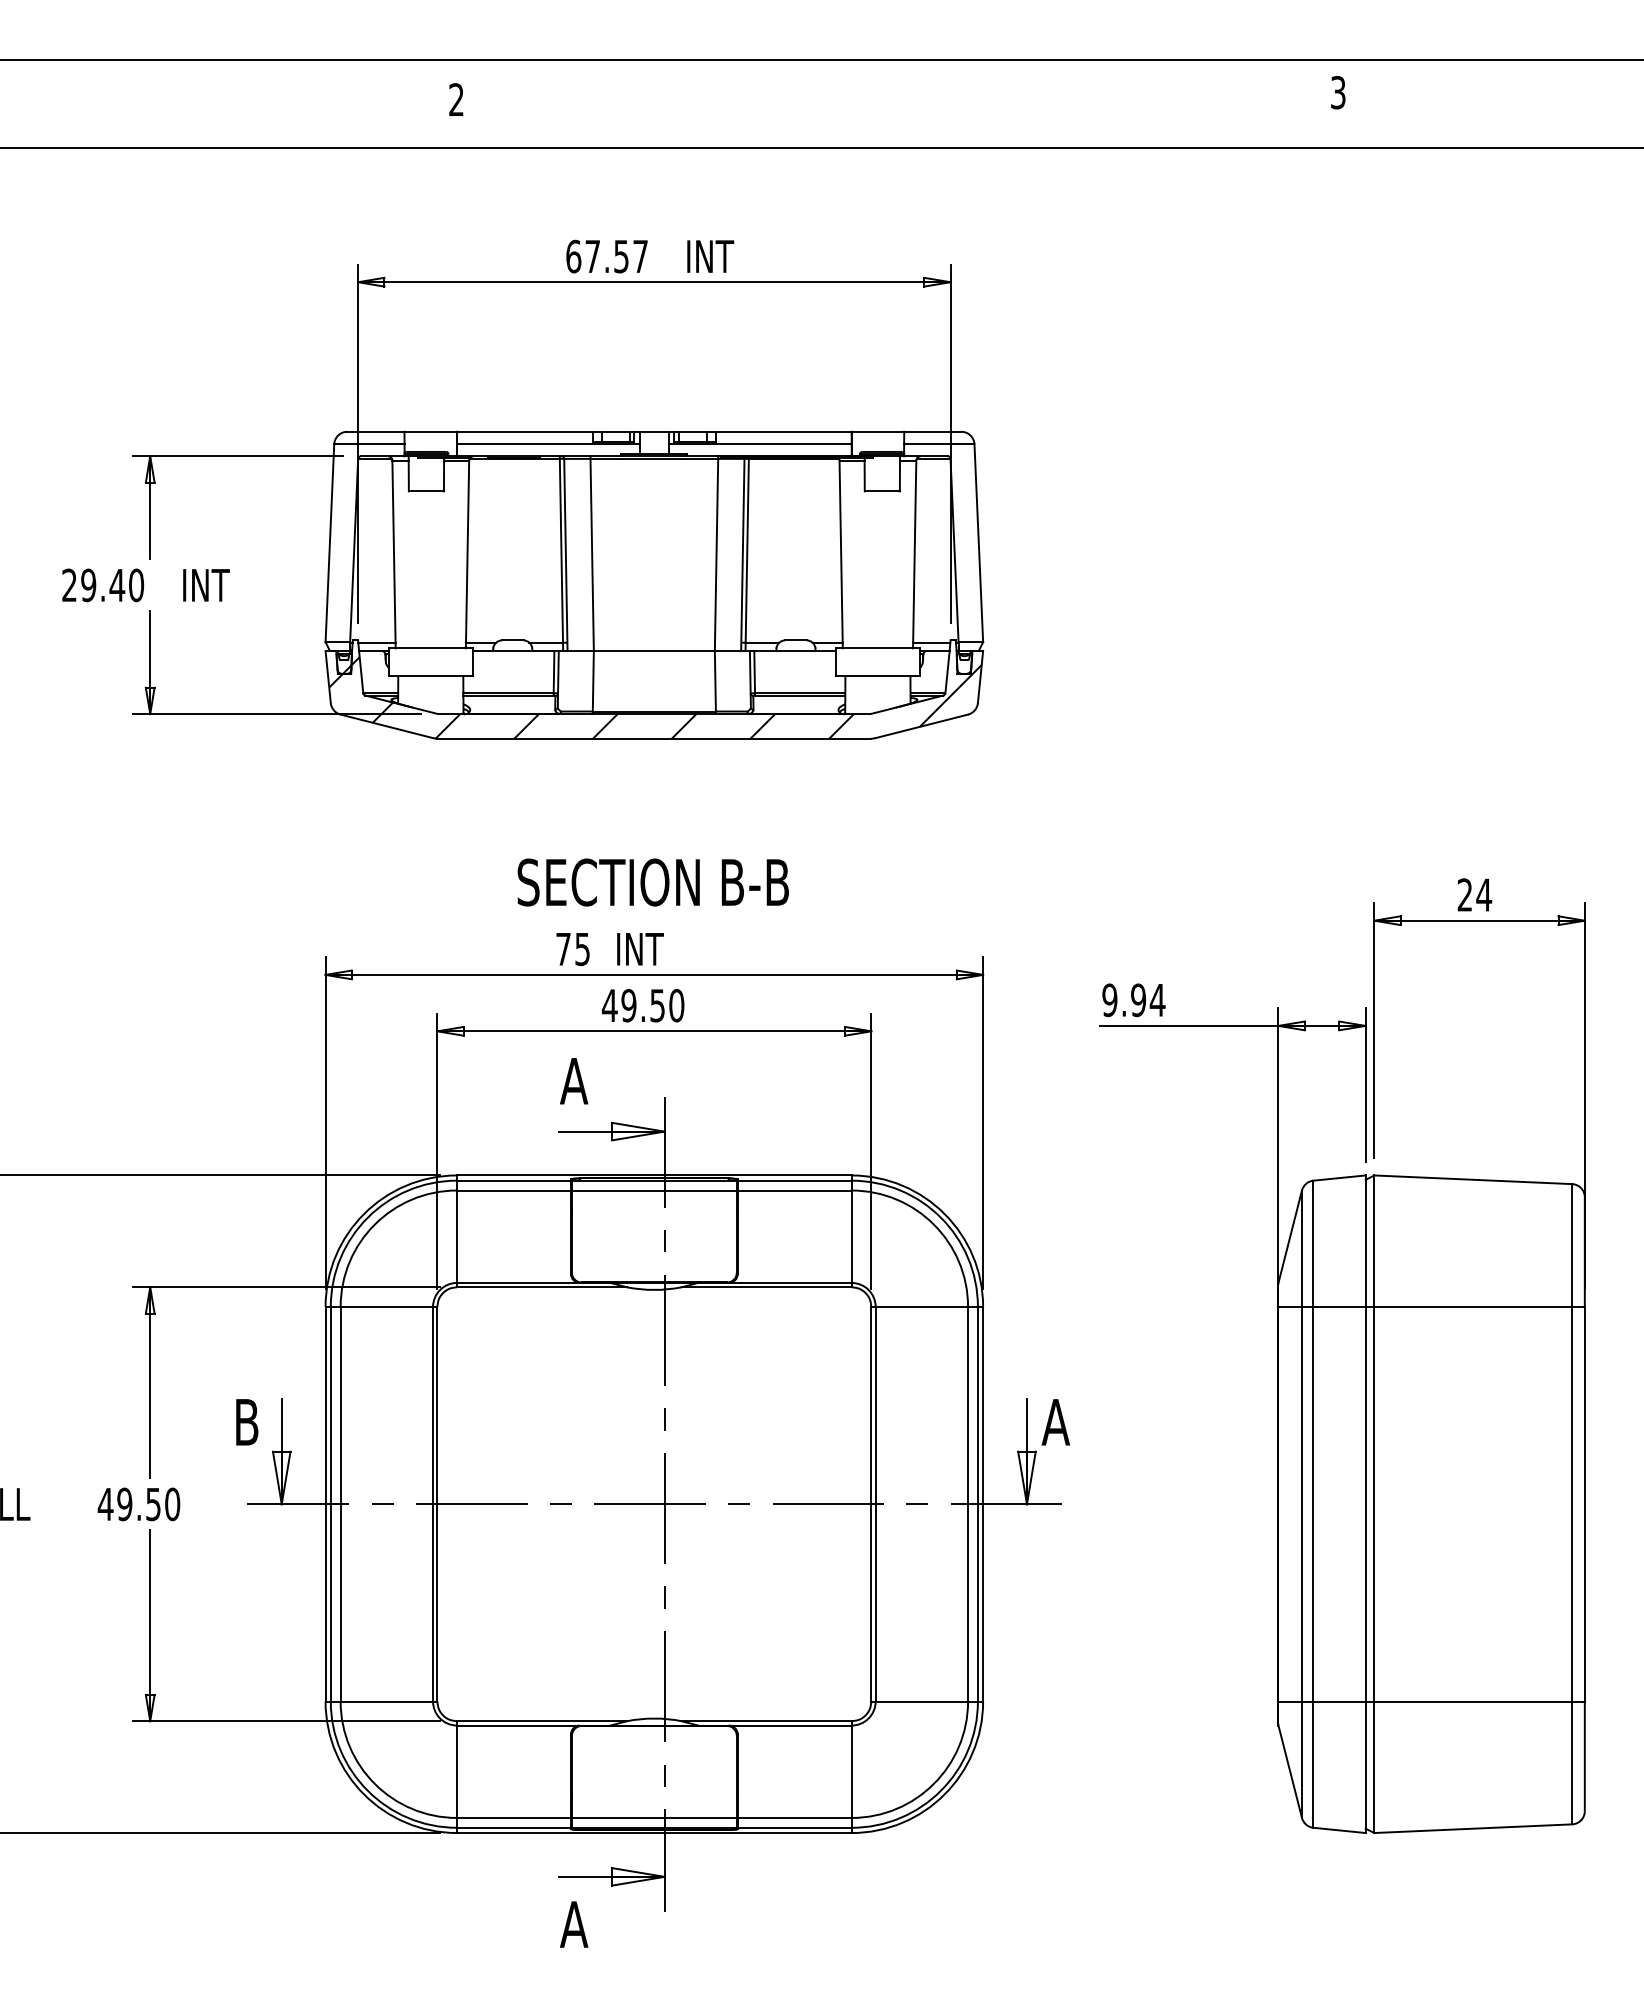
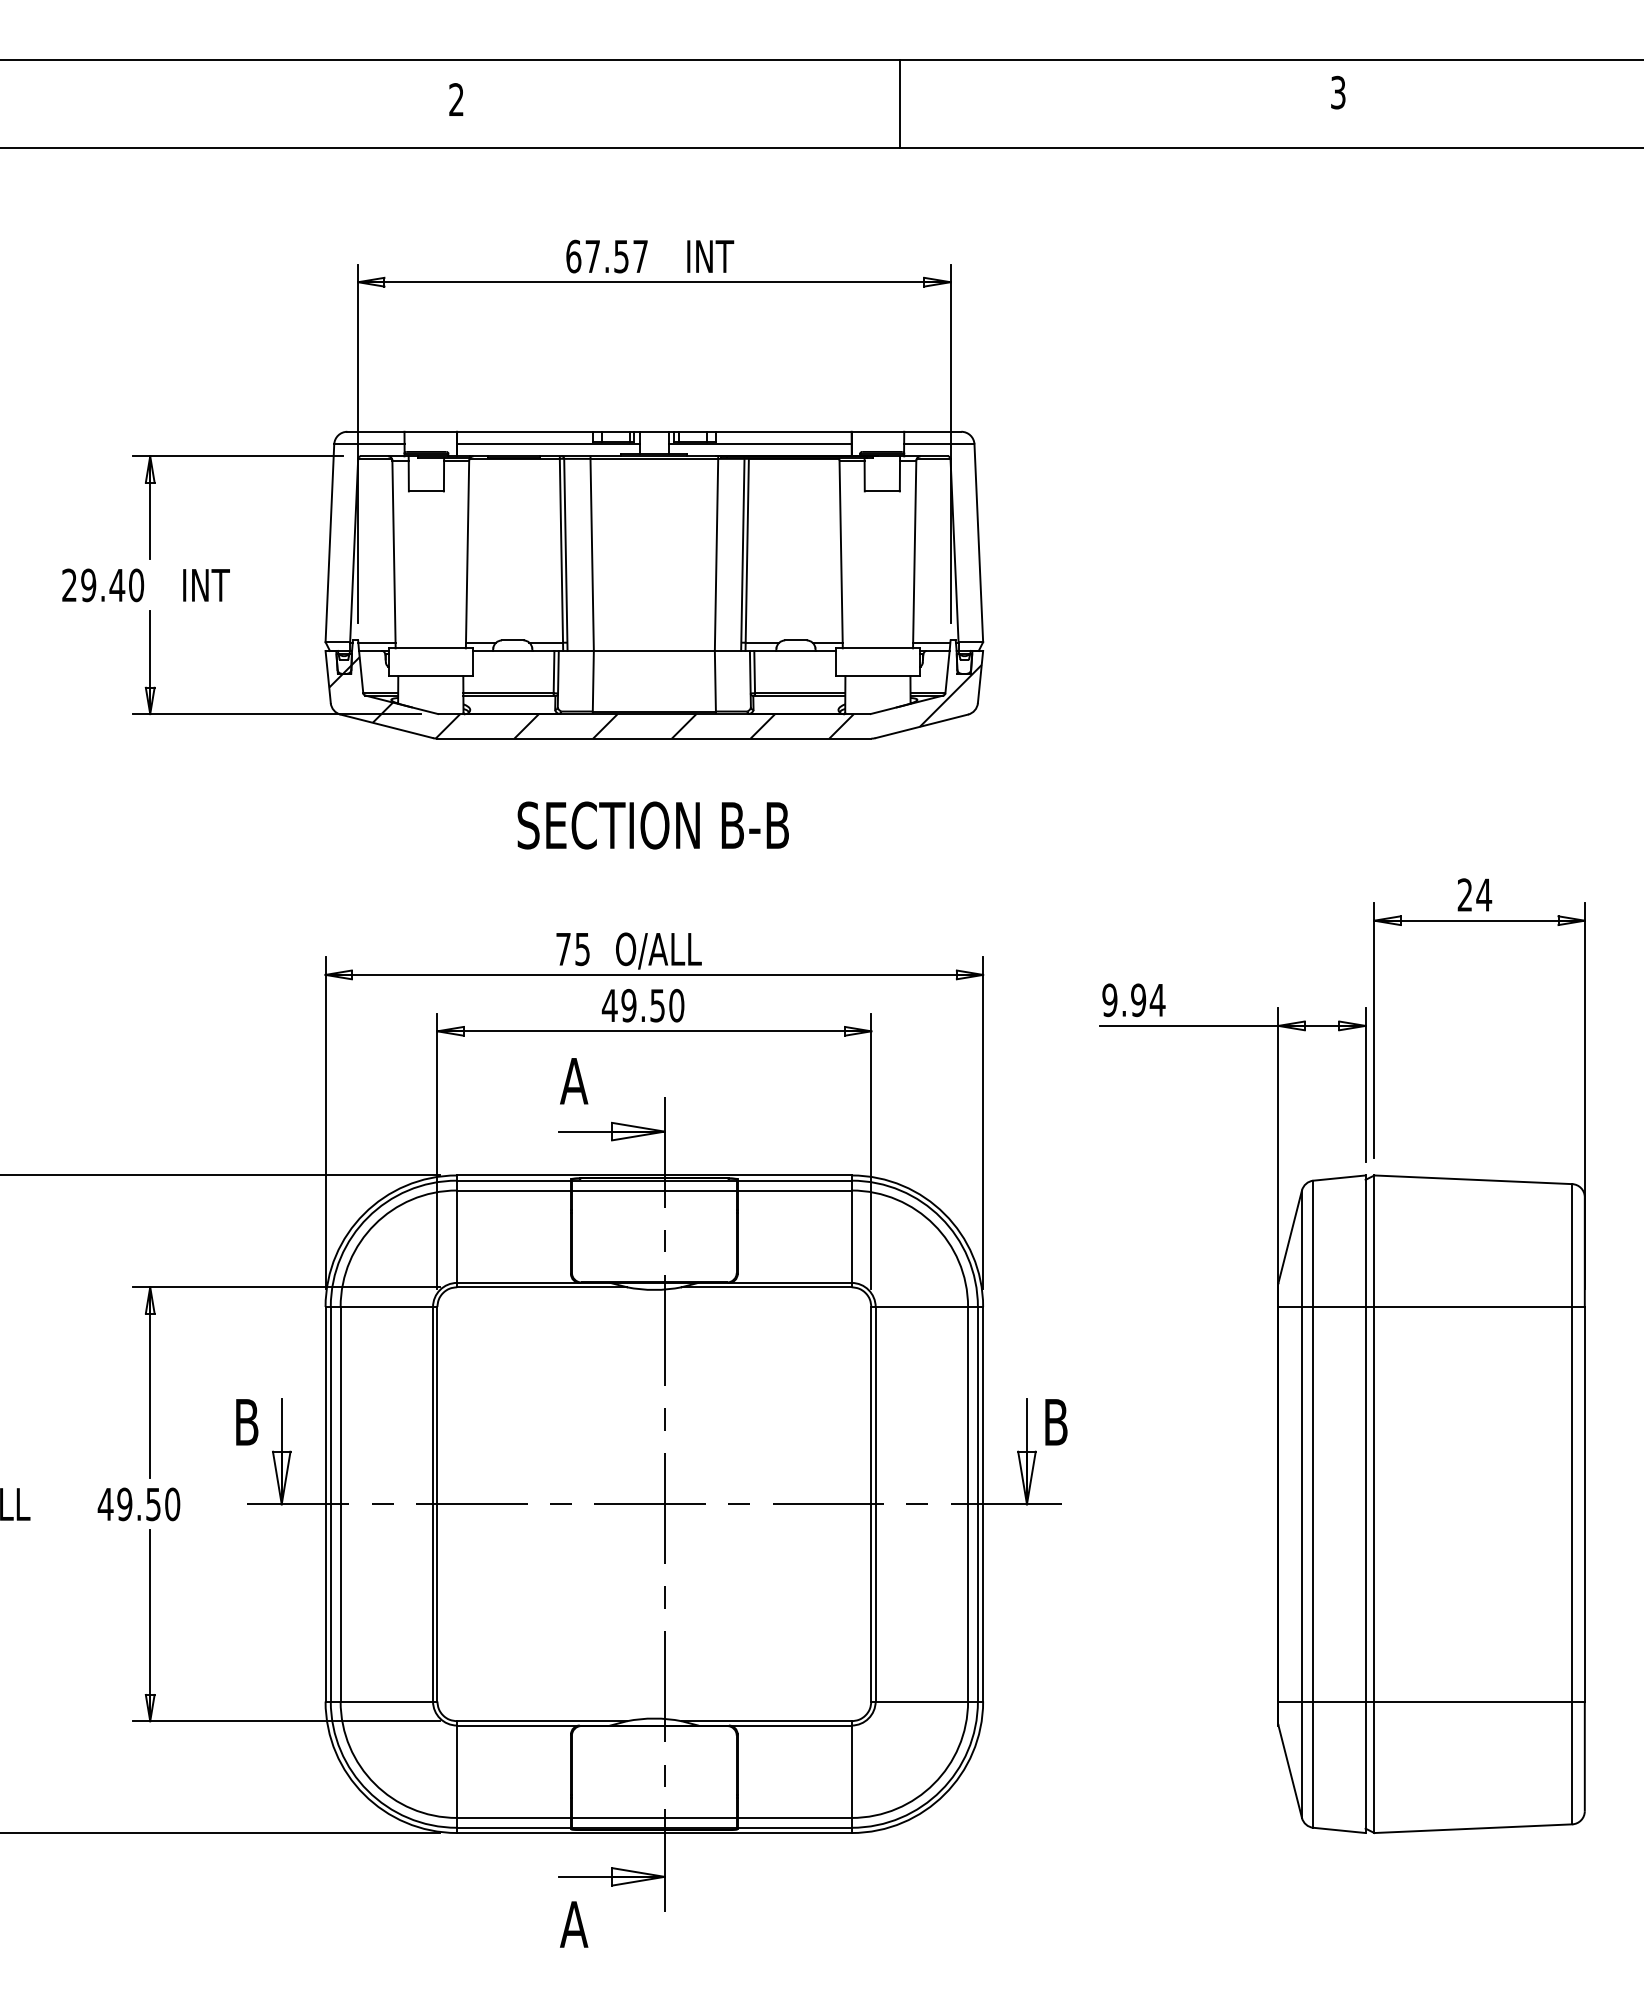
line: none -> present (900, 103)
text position: (652, 882) -> (652, 825) (652, 825)
text: INT -> O/ALL (658, 950)
text: A -> B (1055, 1422)
